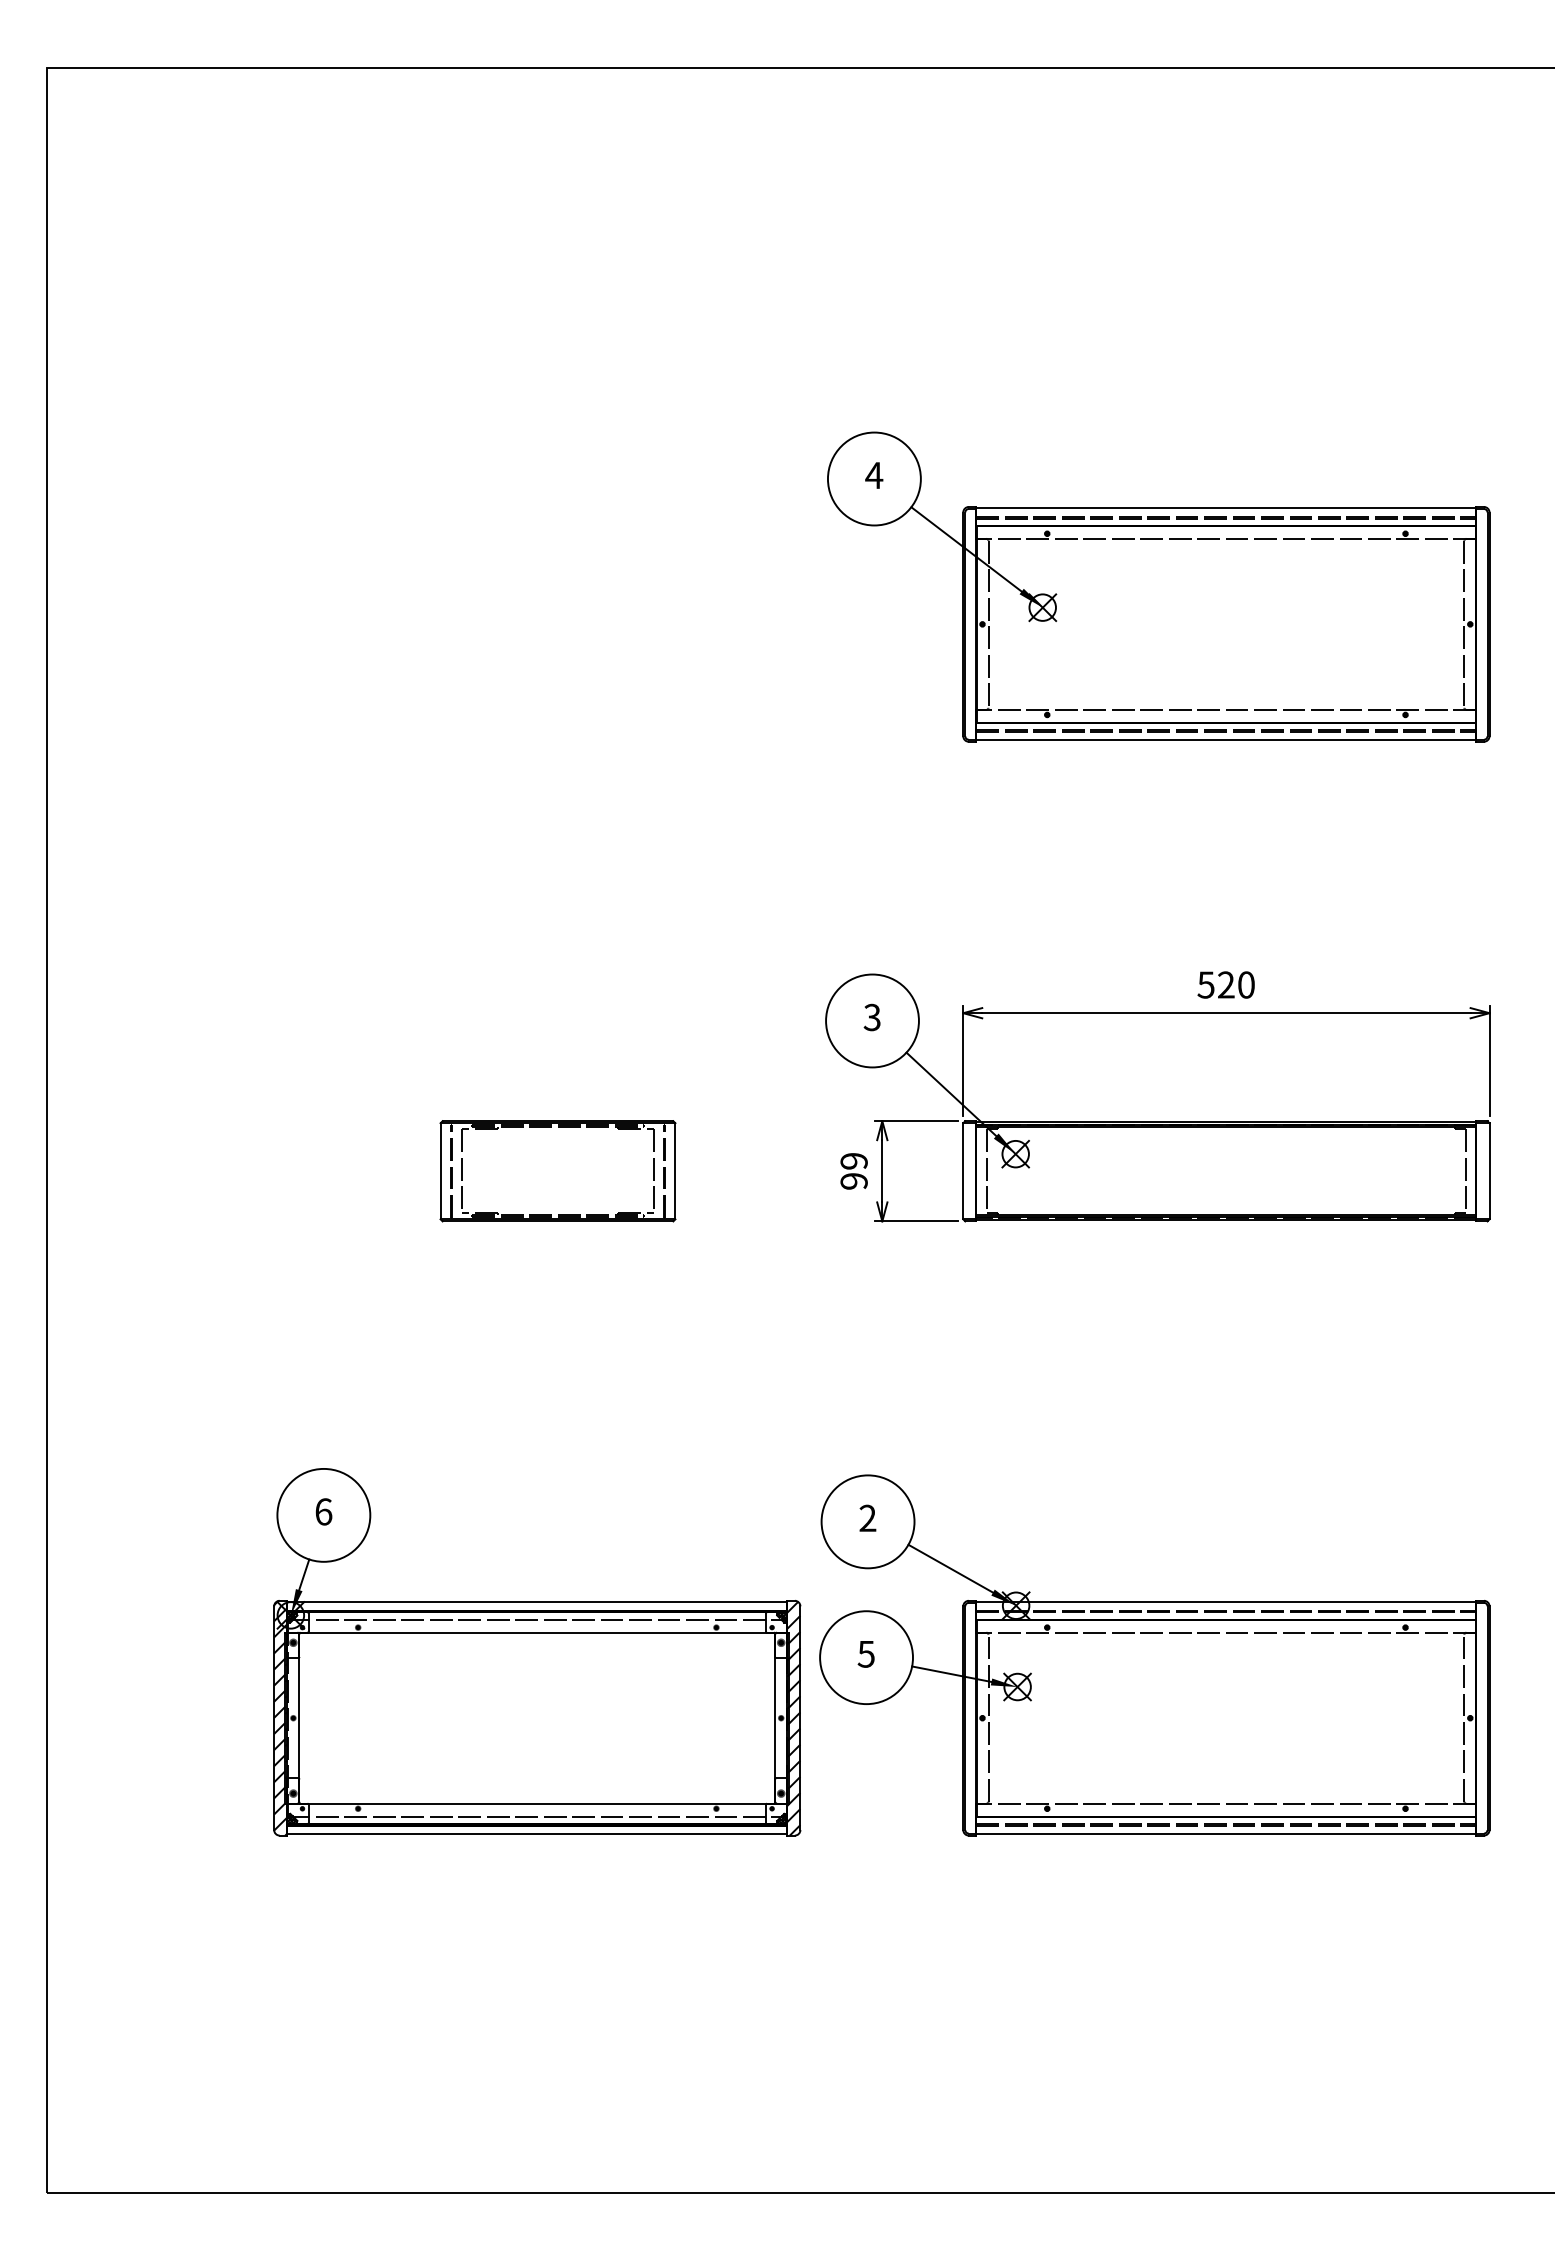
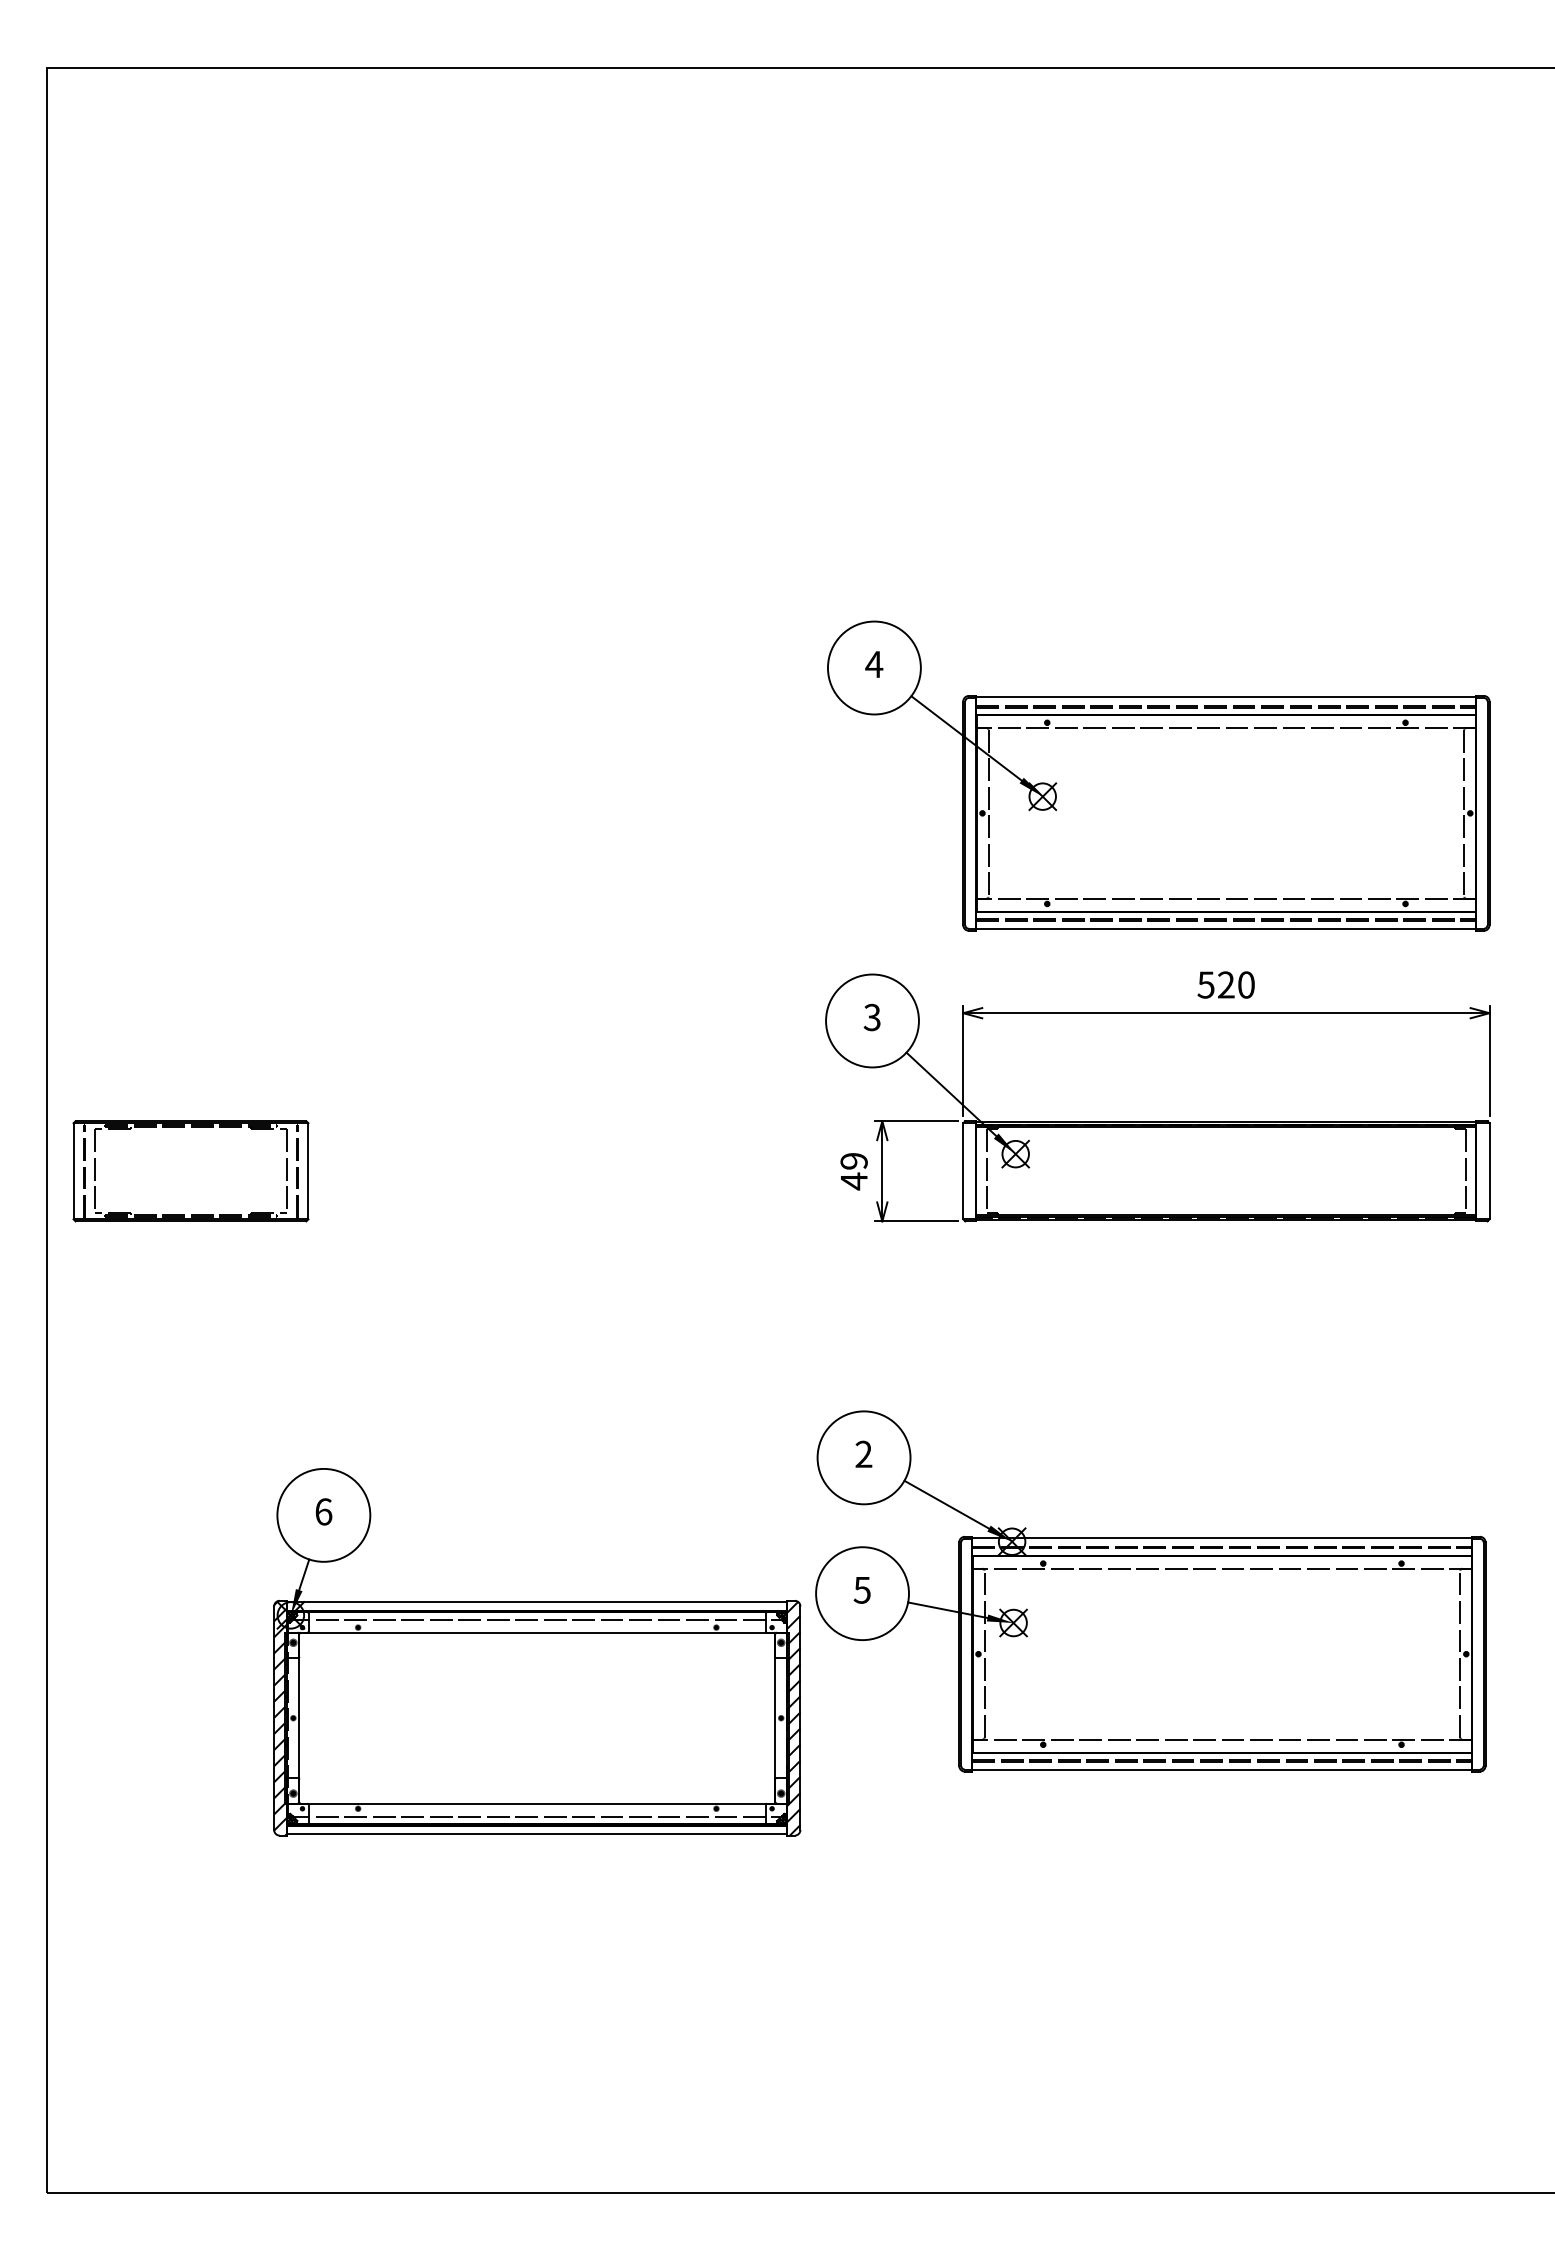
part position: (1158, 586) -> (1158, 775) (1158, 775)
part position: (557, 1171) -> (190, 1171) (190, 1171)
text: 99 -> 49 (853, 1181)
part position: (1154, 1655) -> (1150, 1591) (1150, 1591)
